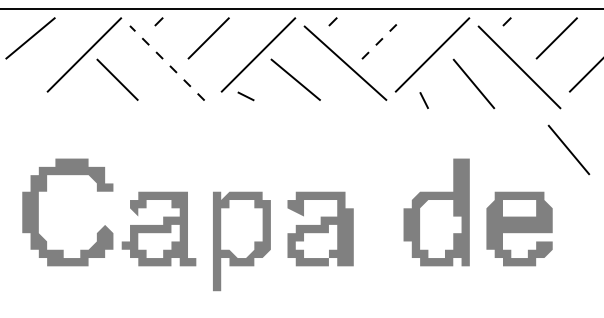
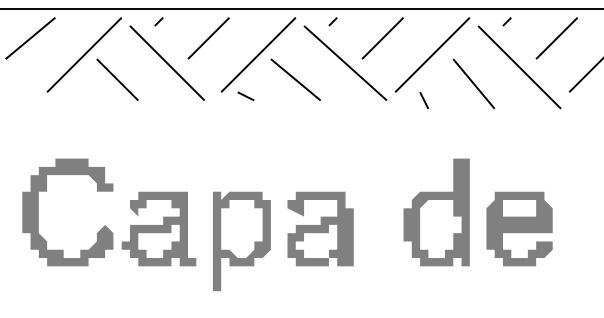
line: dashed -> solid (383, 38)
line: dashed -> solid (167, 63)
line: present -> none (568, 149)
